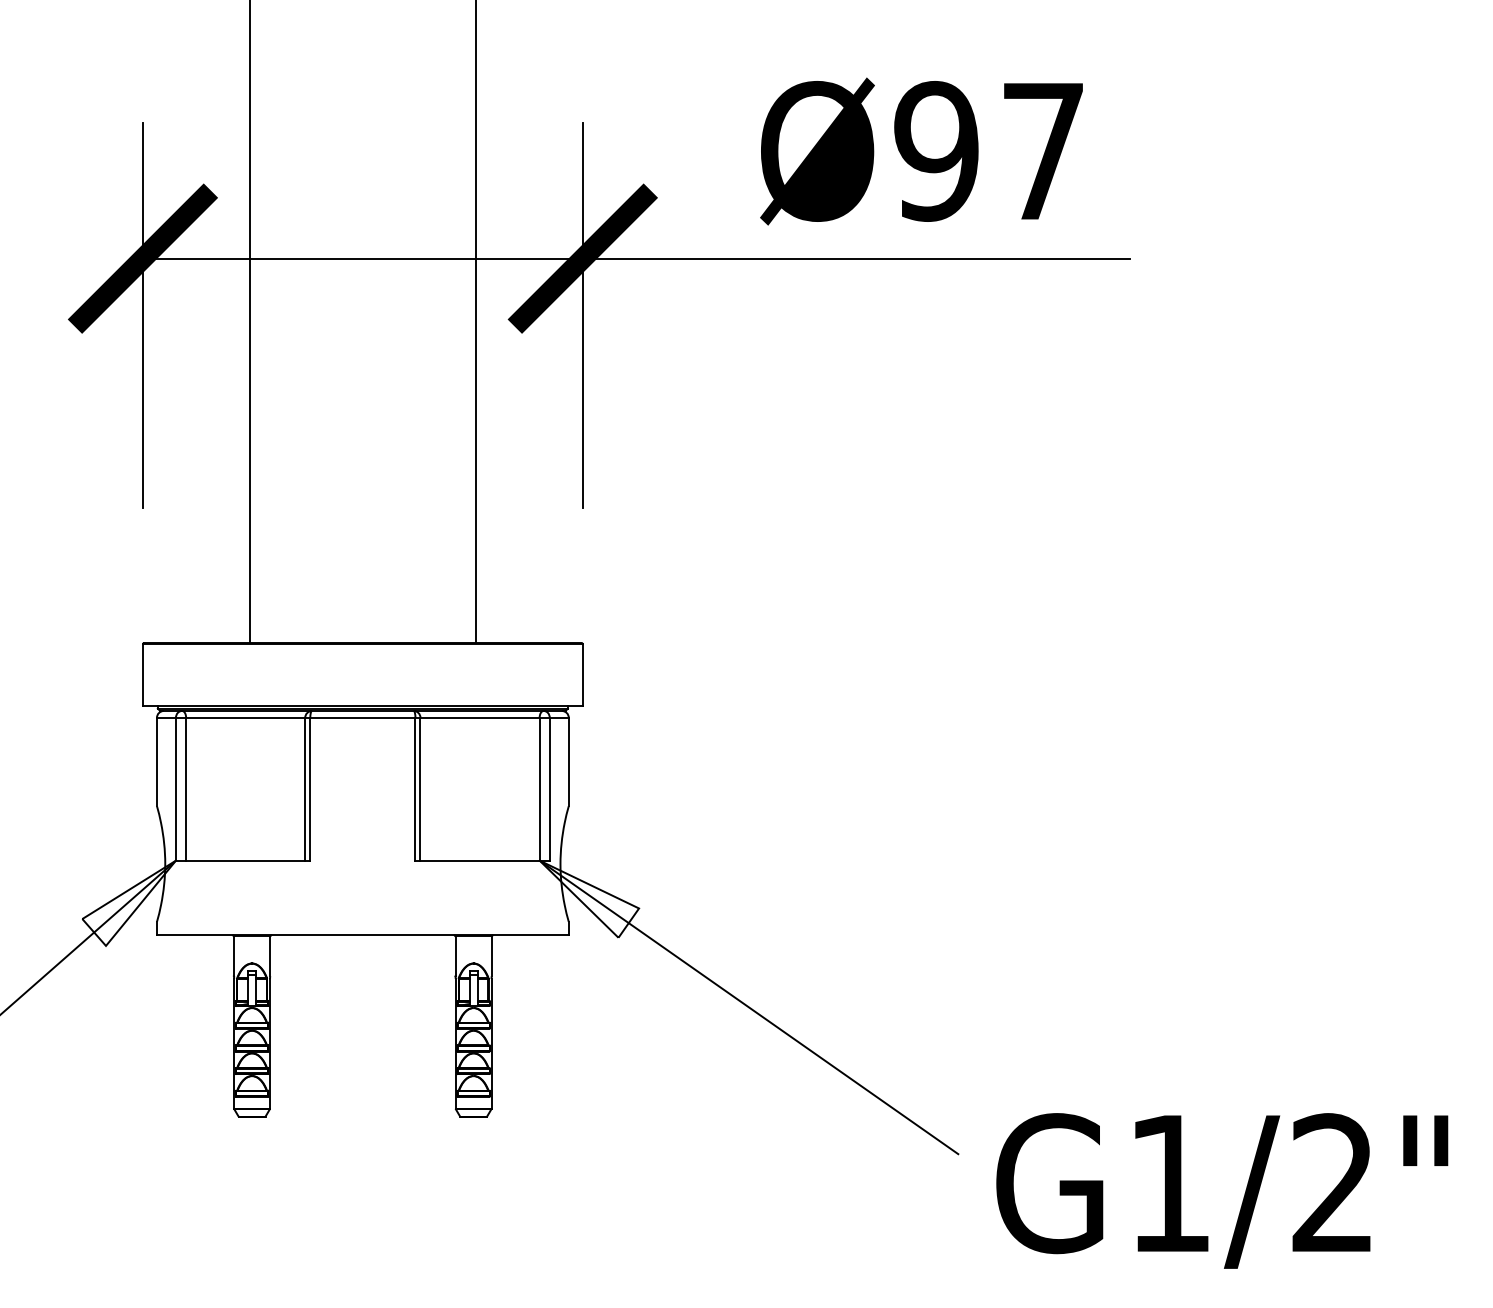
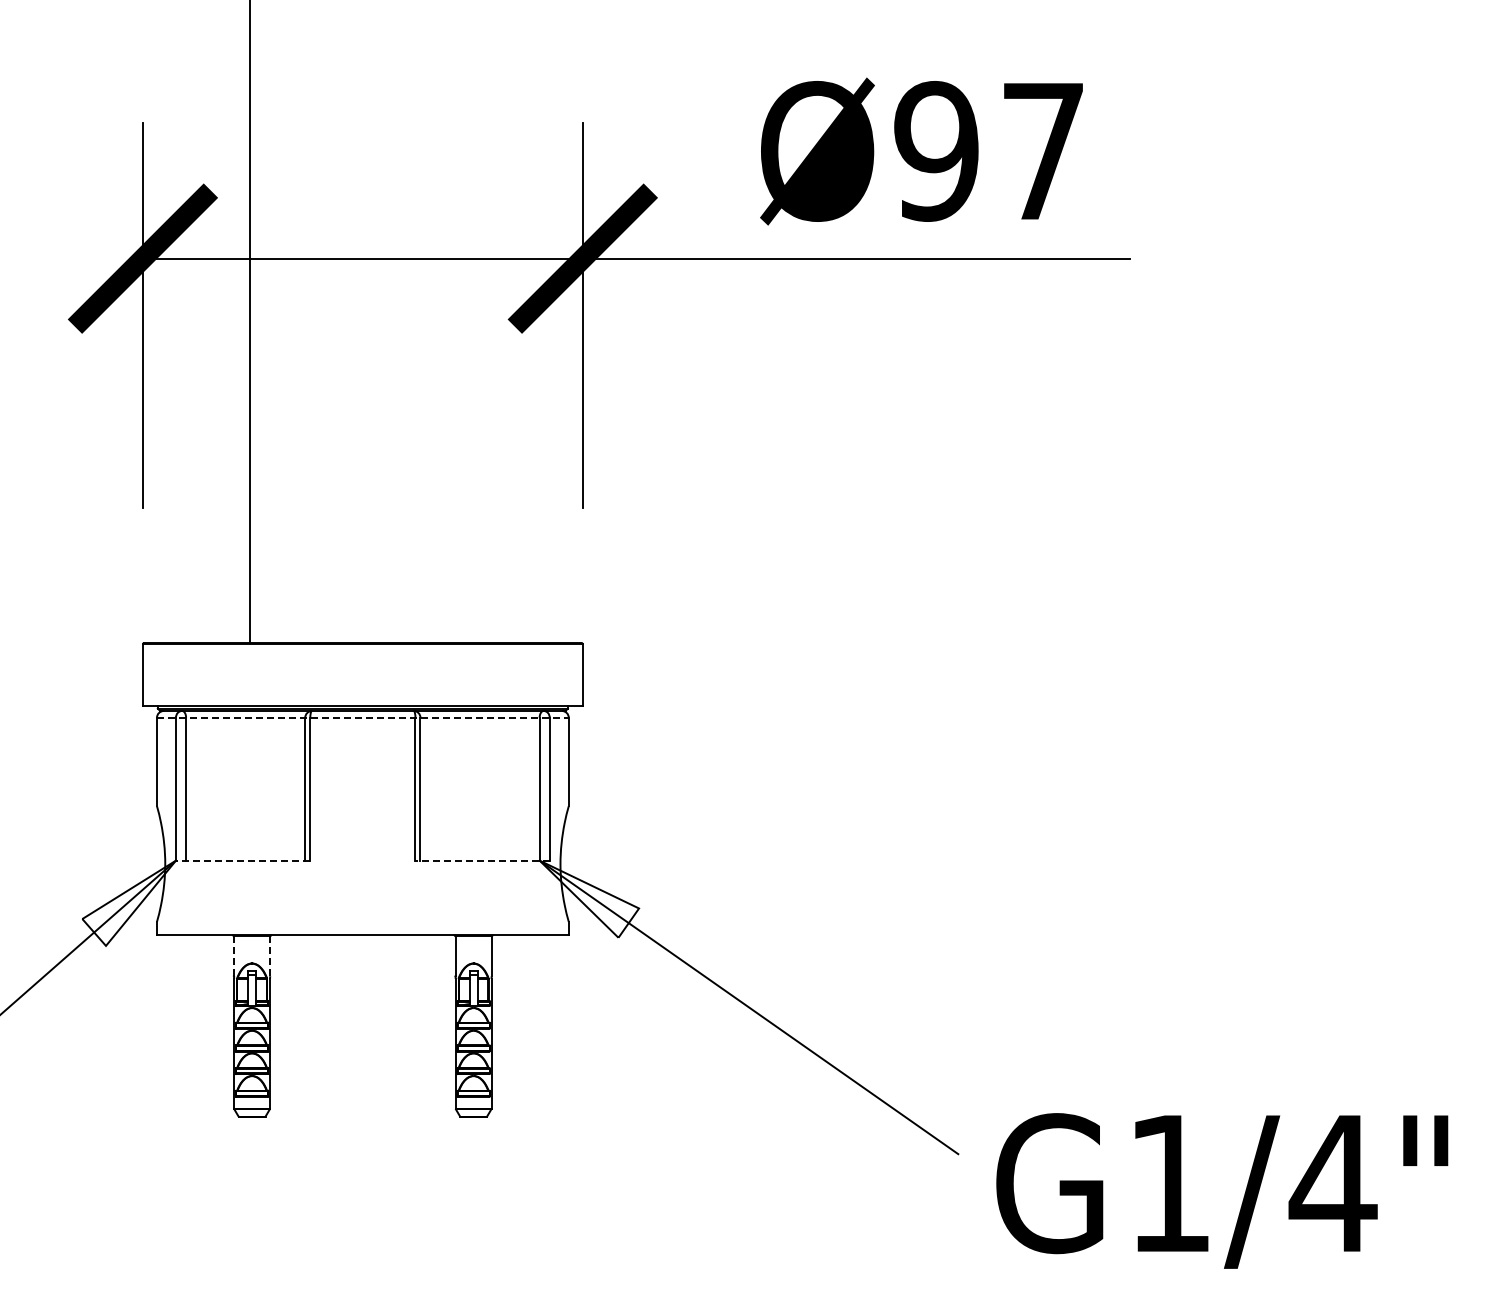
line: present -> none (476, 322)
line: solid -> dashed (362, 717)
line: solid -> dashed (242, 860)
line: solid -> dashed (482, 860)
line: solid -> dashed (233, 956)
line: solid -> dashed (270, 956)
text: G1/2" -> G1/4" (1332, 1182)
